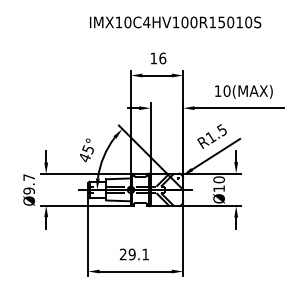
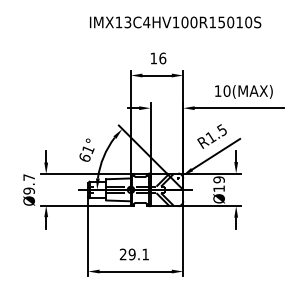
text: IMX10C4HV100R15010S -> IMX13C4HV100R15010S (127, 22)
text: 45° -> 61° (86, 153)
text: Ø10 -> Ø19 (218, 179)
